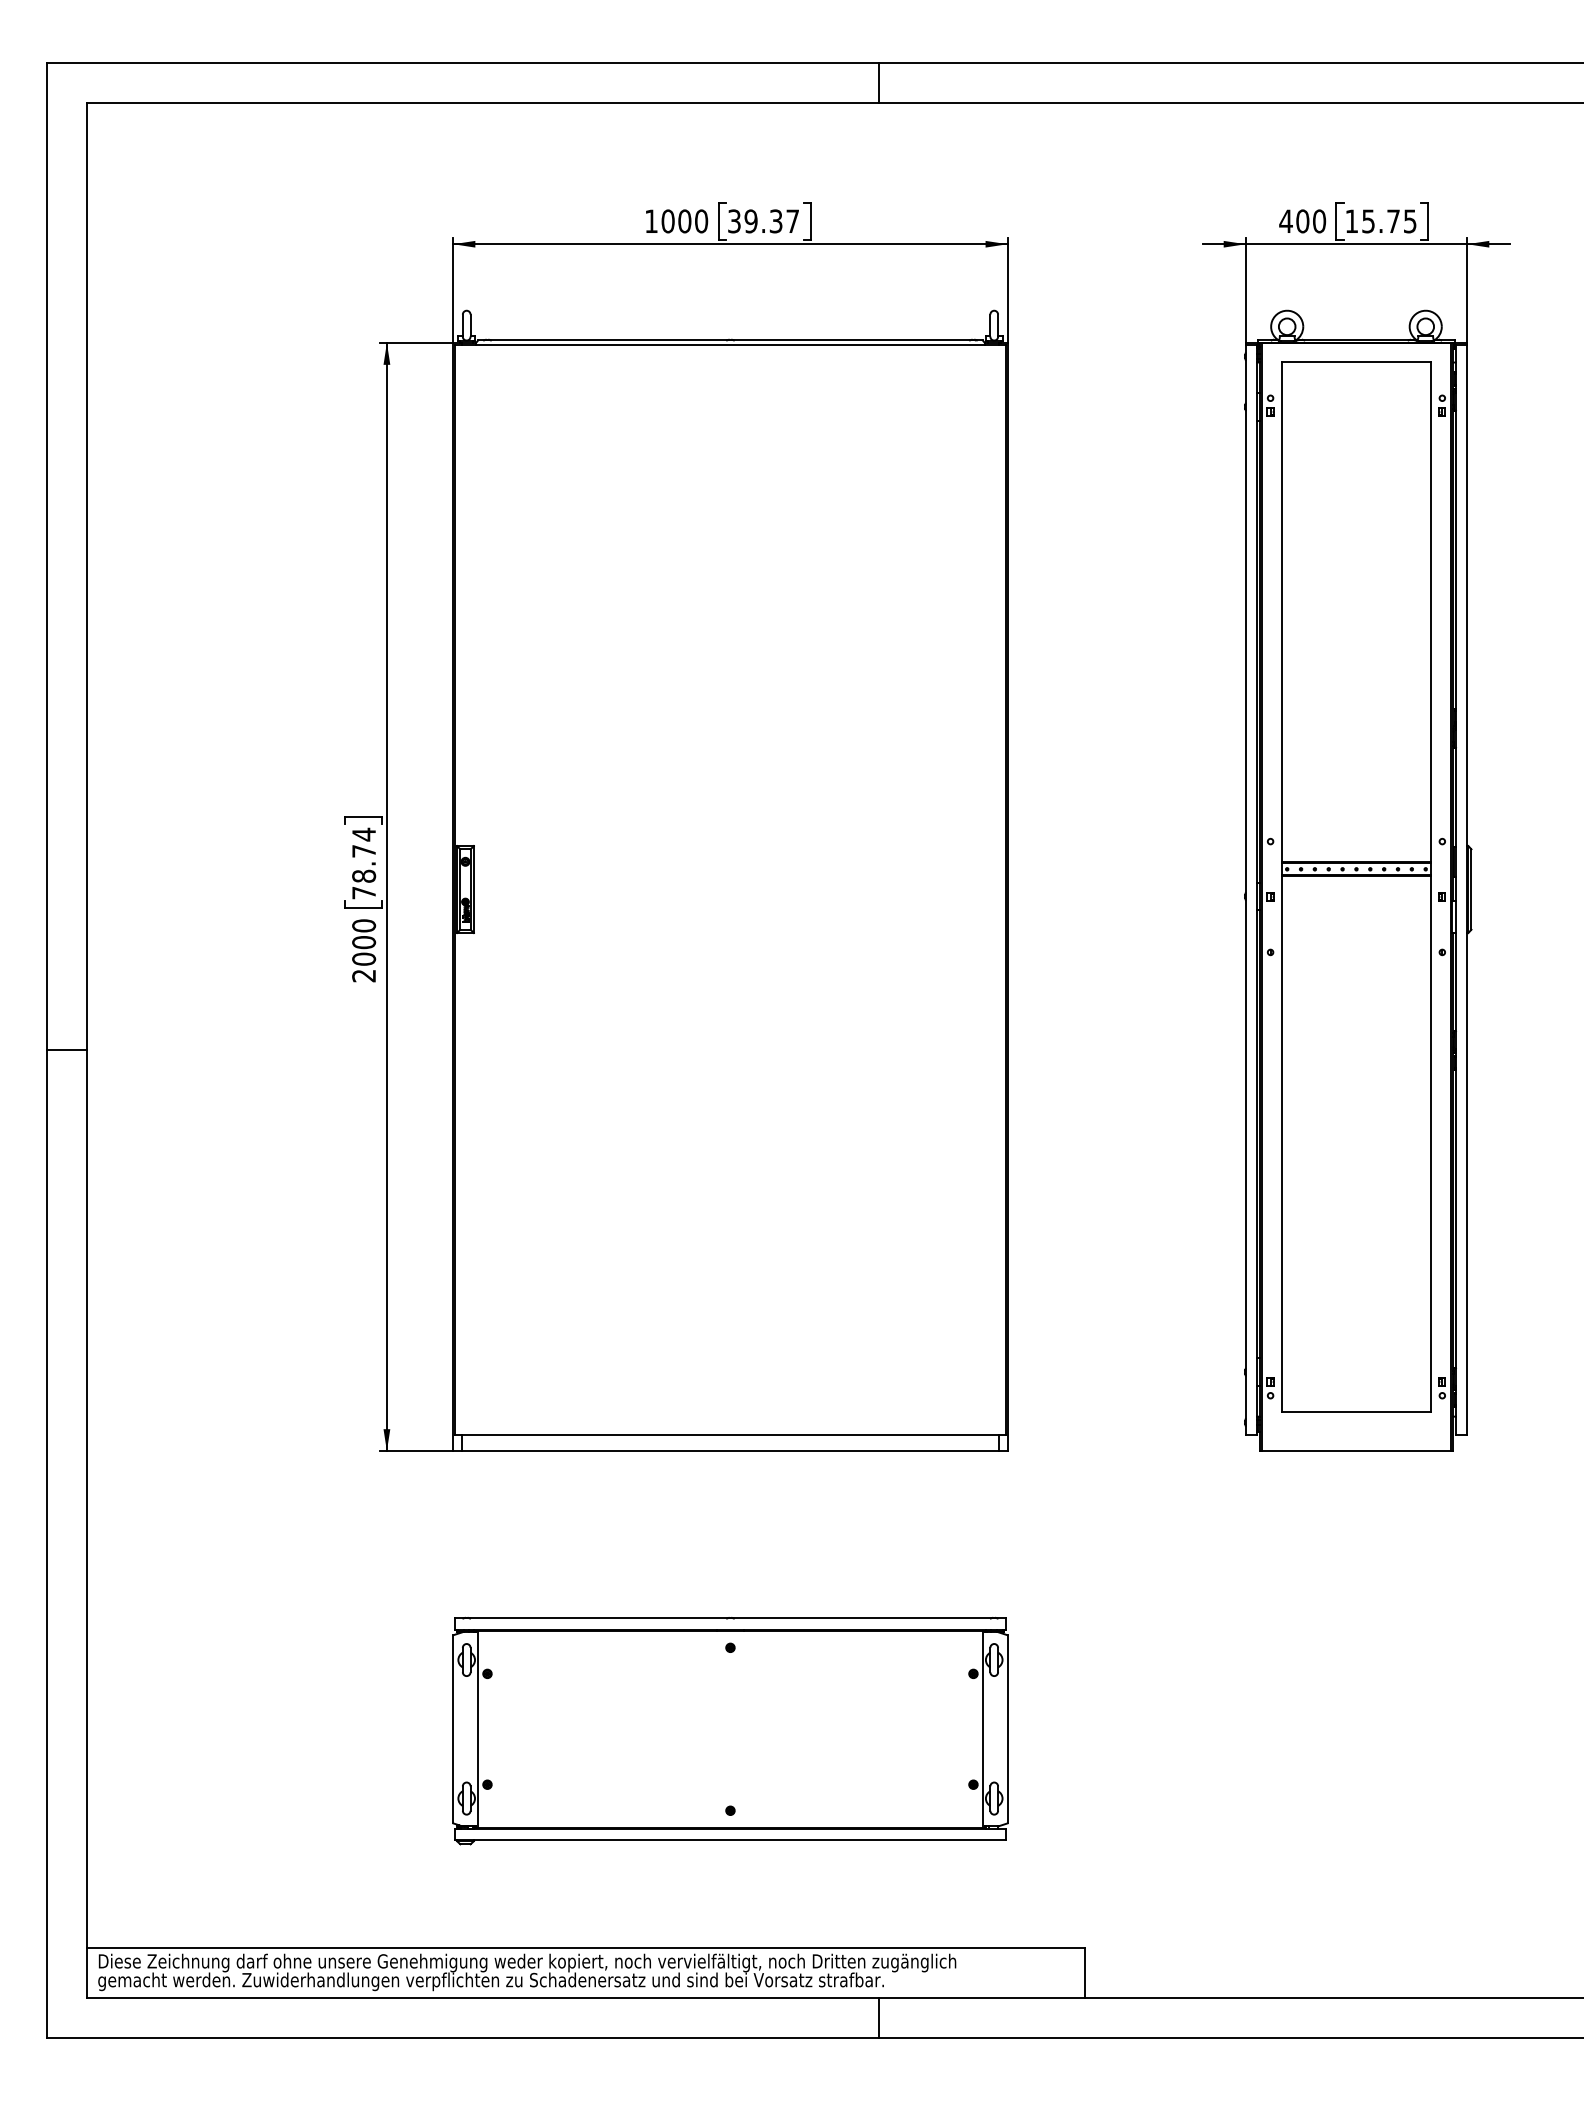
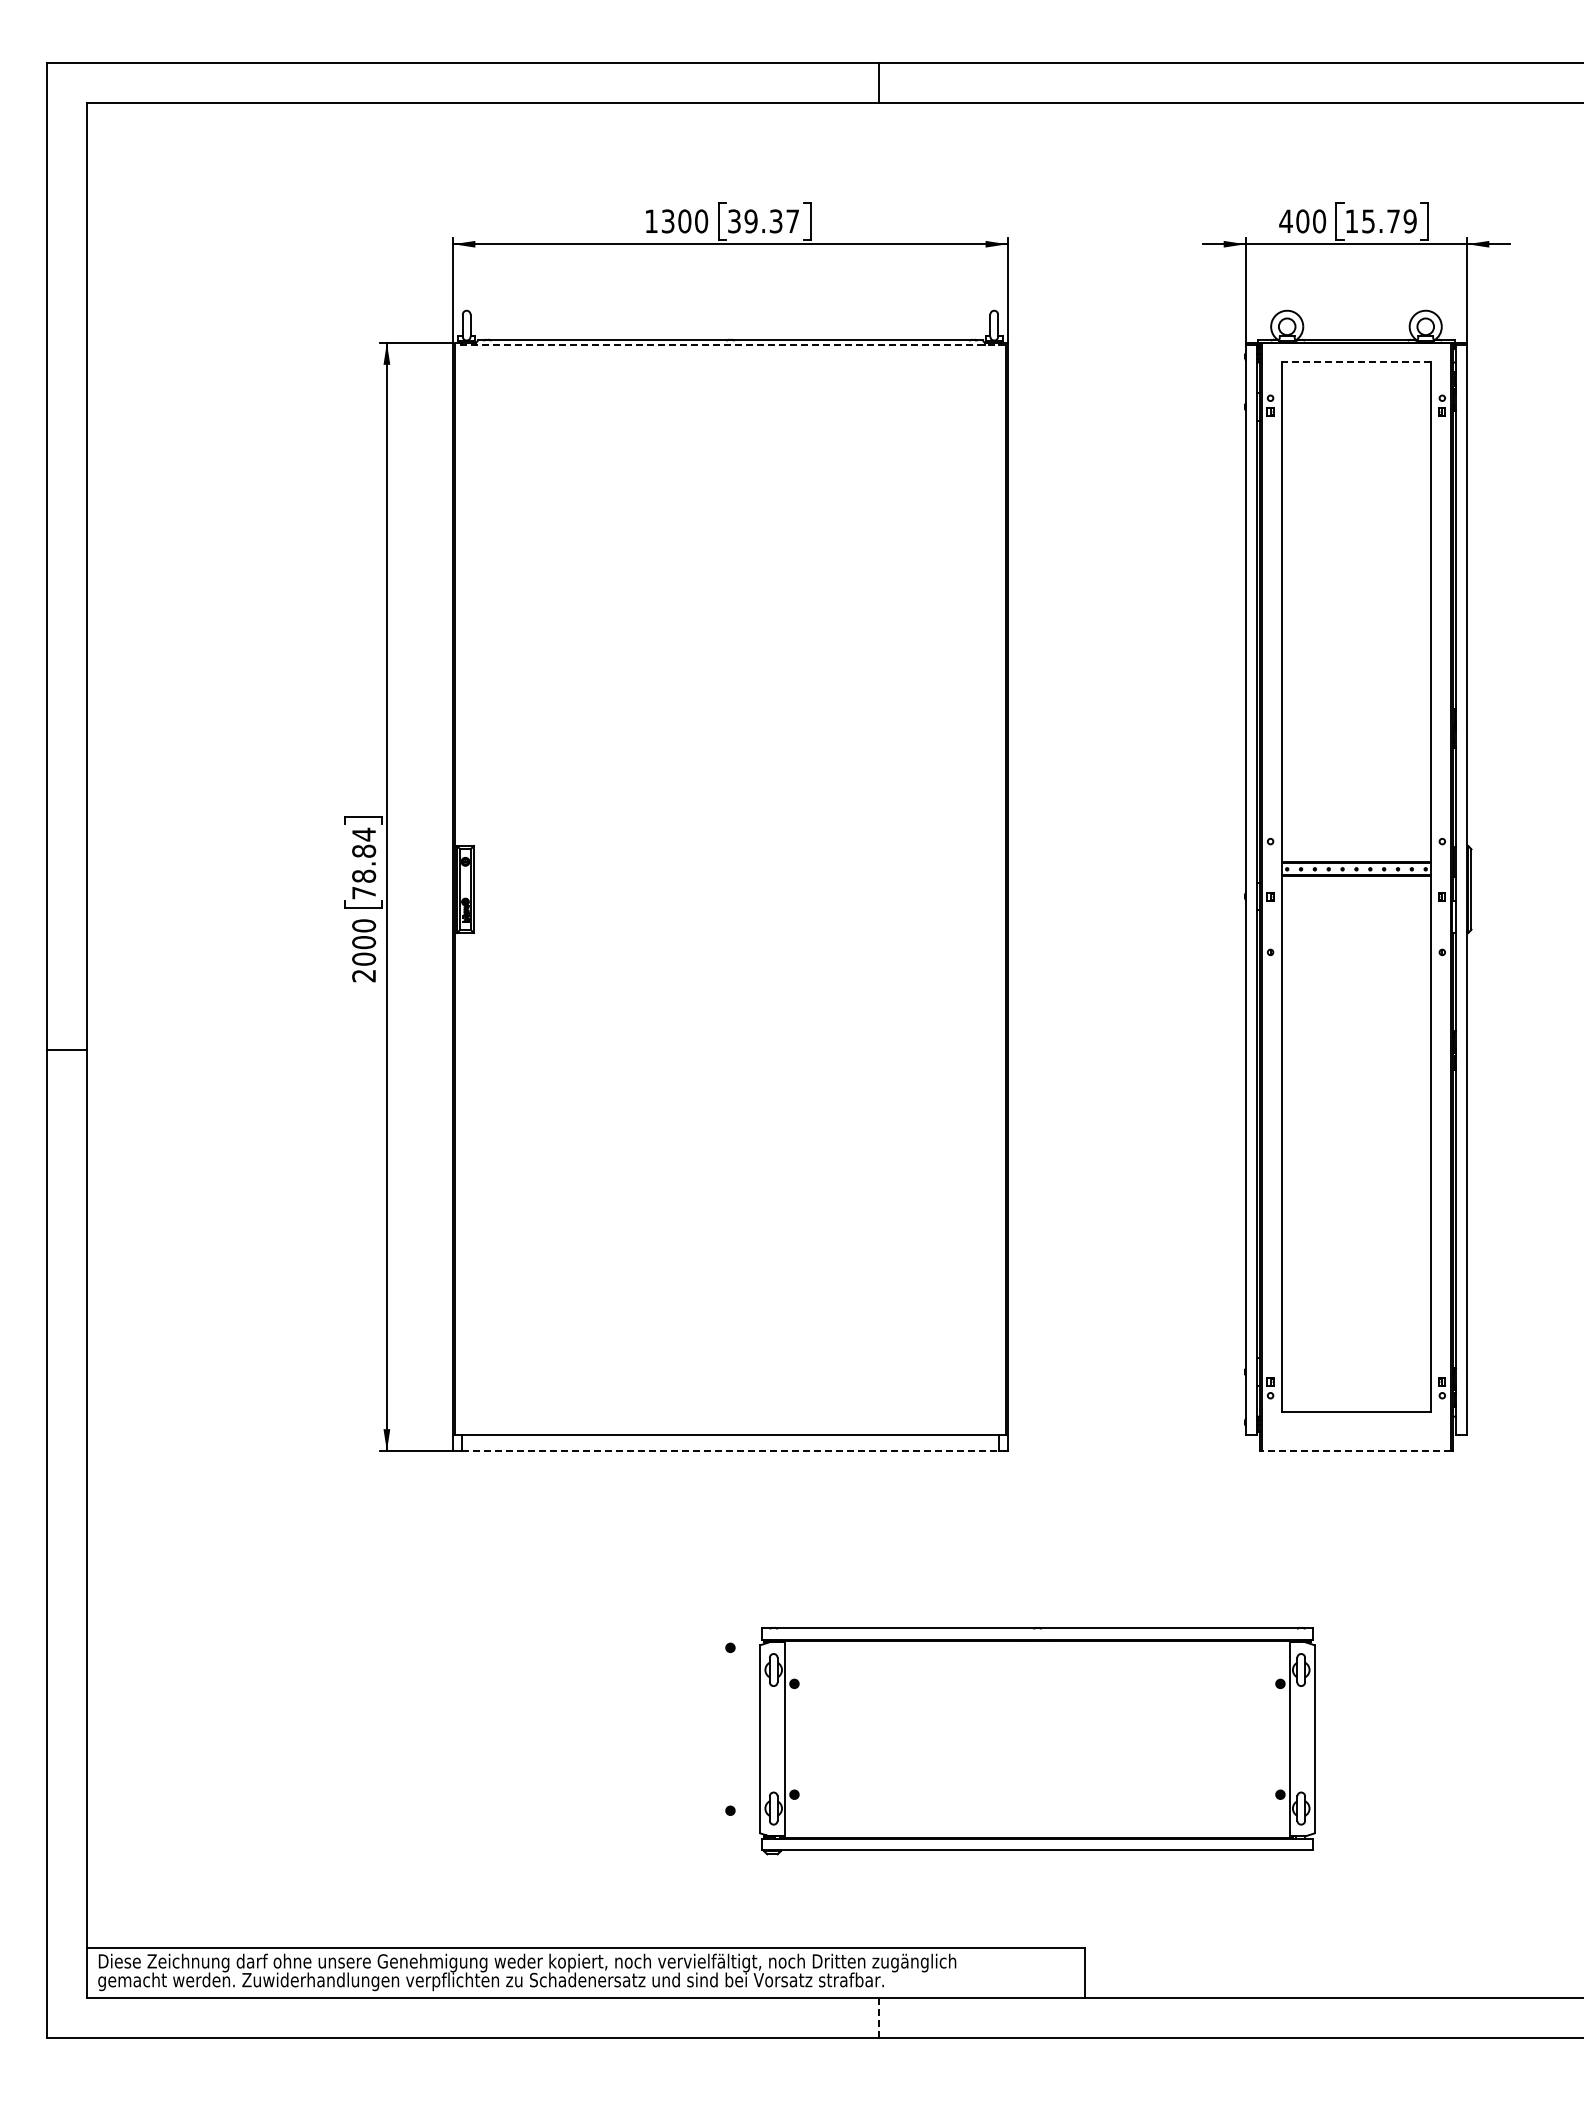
text: 15.75 -> 15.79 (1409, 220)
text: 1000 -> 1300 (667, 221)
line: solid -> dashed (729, 344)
line: solid -> dashed (1356, 362)
text: 78.74 -> 78.84 (364, 850)
line: solid -> dashed (730, 1451)
line: solid -> dashed (1355, 1451)
part position: (730, 1731) -> (1037, 1741) (1037, 1741)
line: solid -> dashed (878, 2018)
